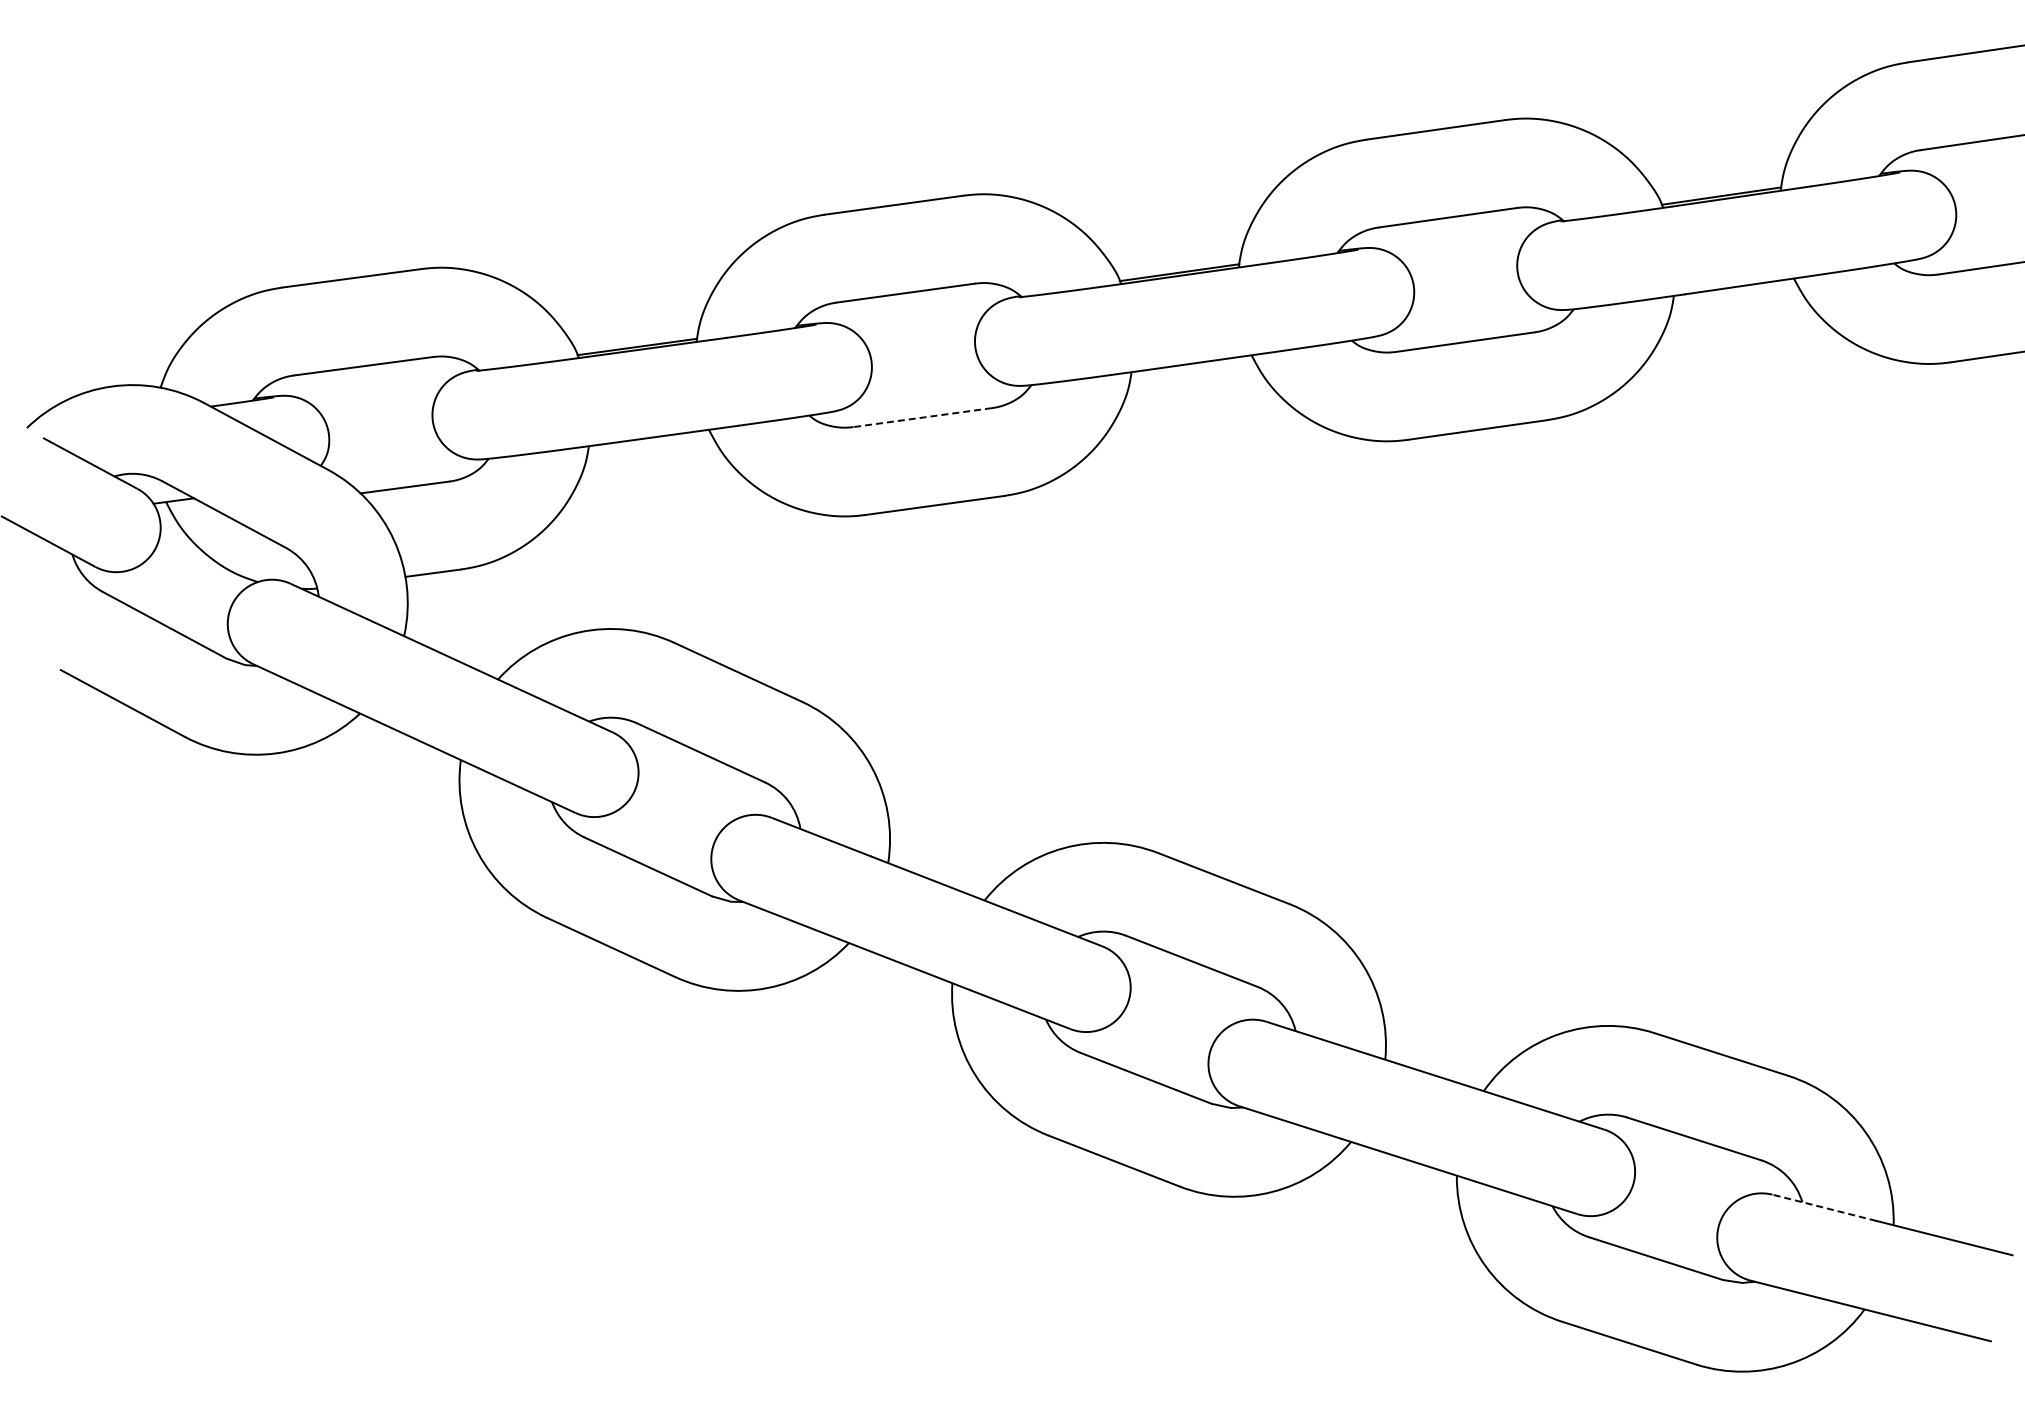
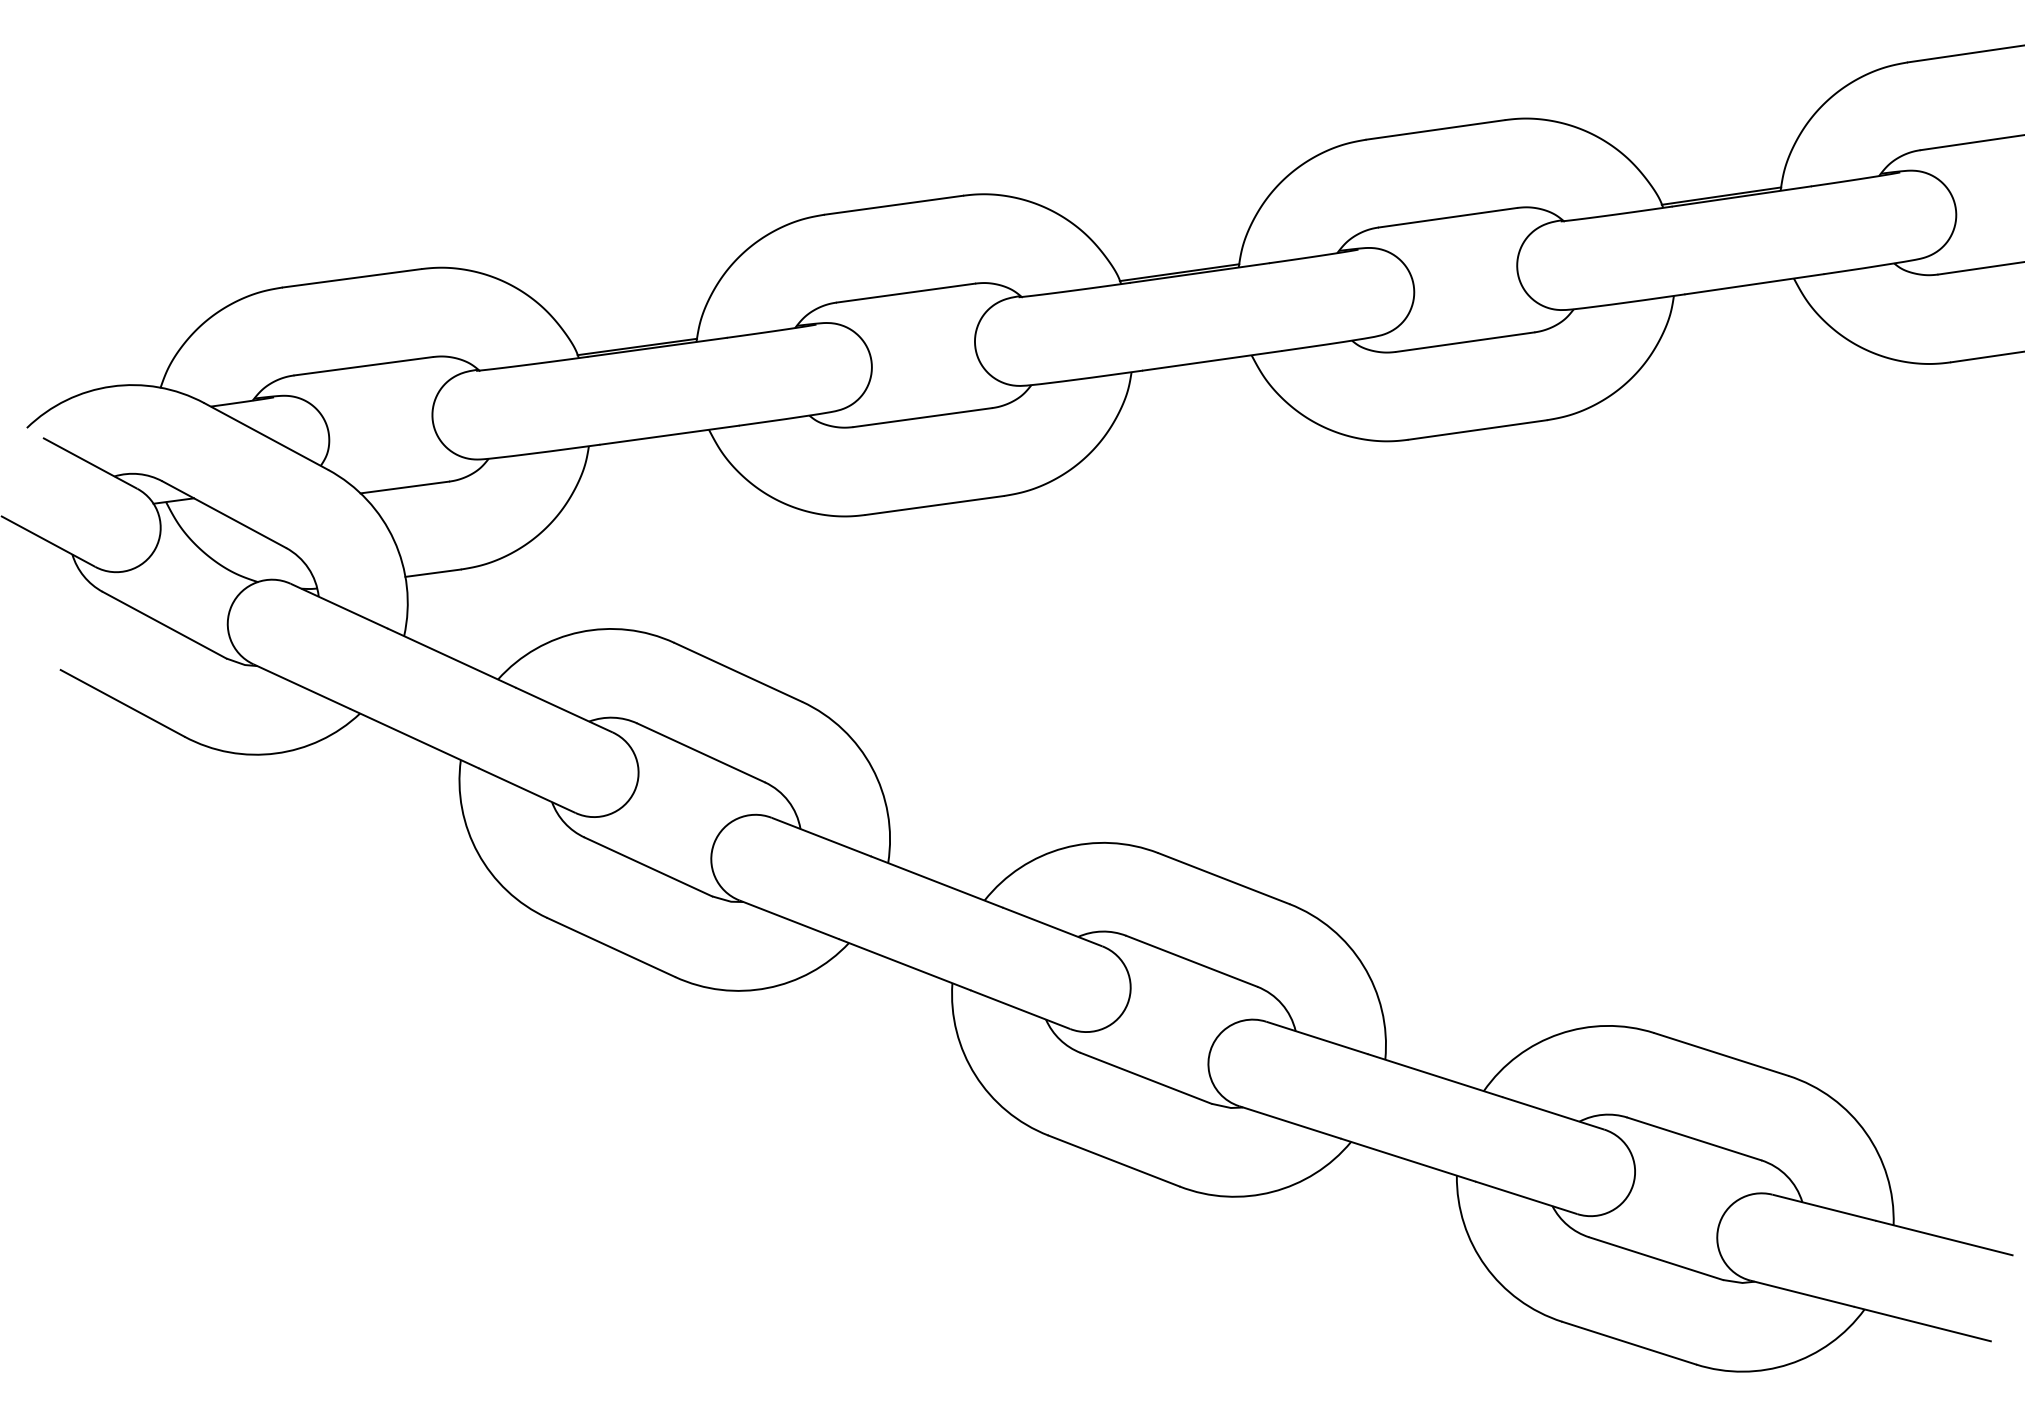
line: dashed -> solid (922, 417)
line: dashed -> solid (1824, 1207)
